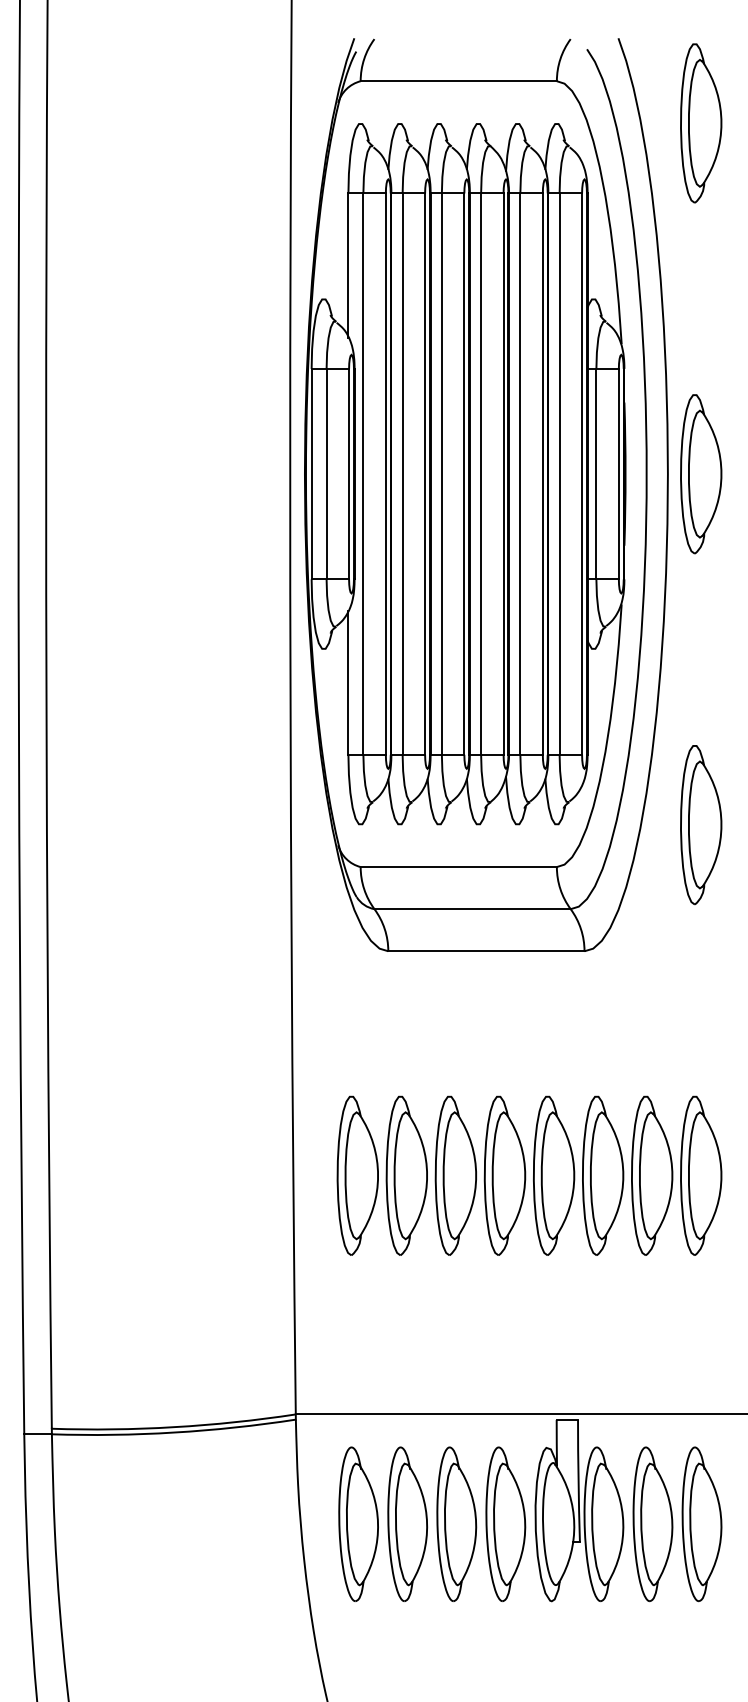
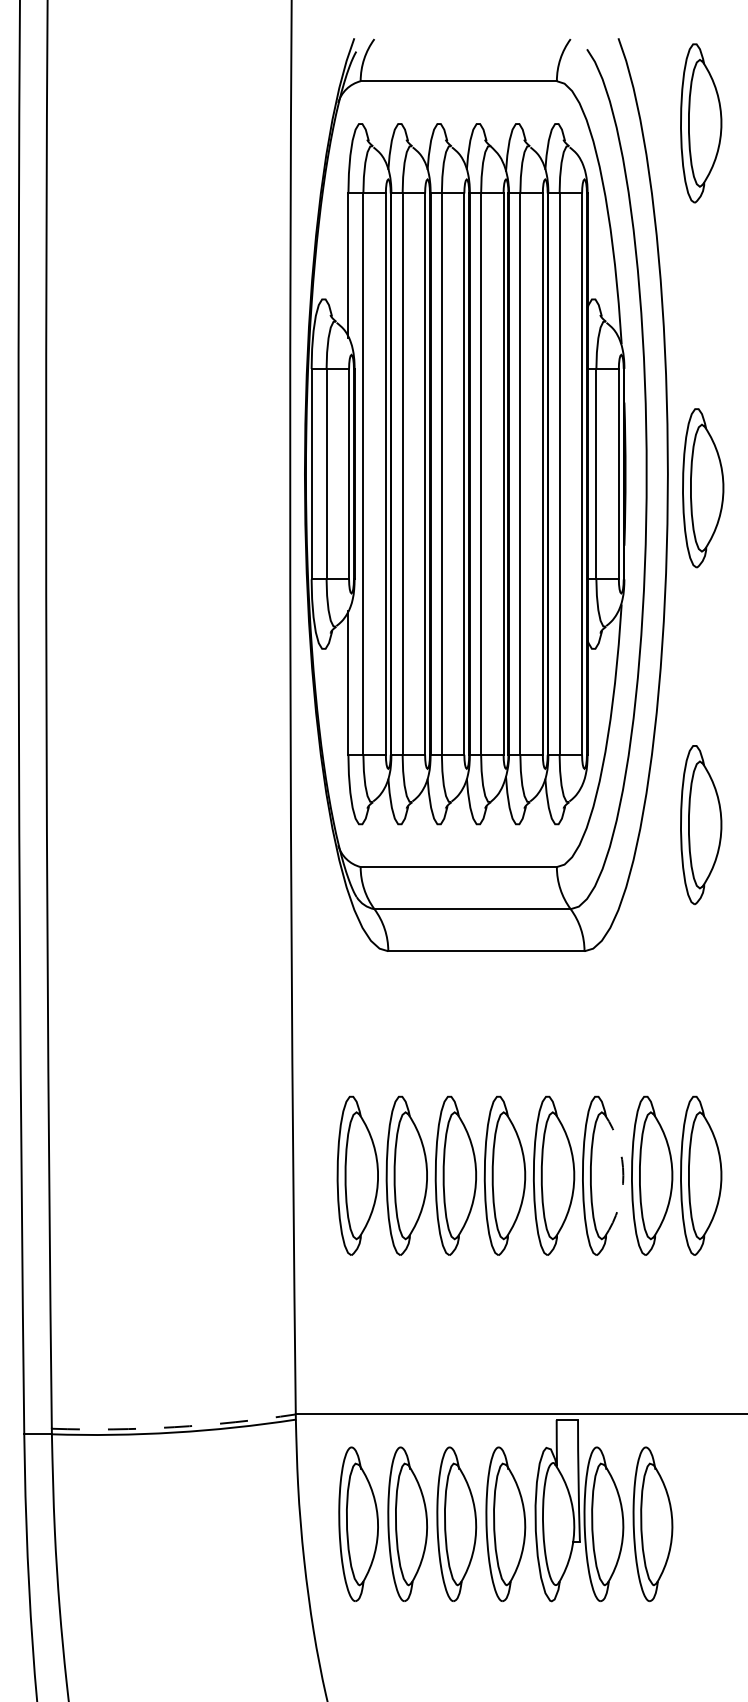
part position: (701, 474) -> (703, 488) (703, 488)
arc: solid -> dashed (623, 1175)
arc: solid -> dashed (174, 1427)
part: present -> none (701, 1524)
